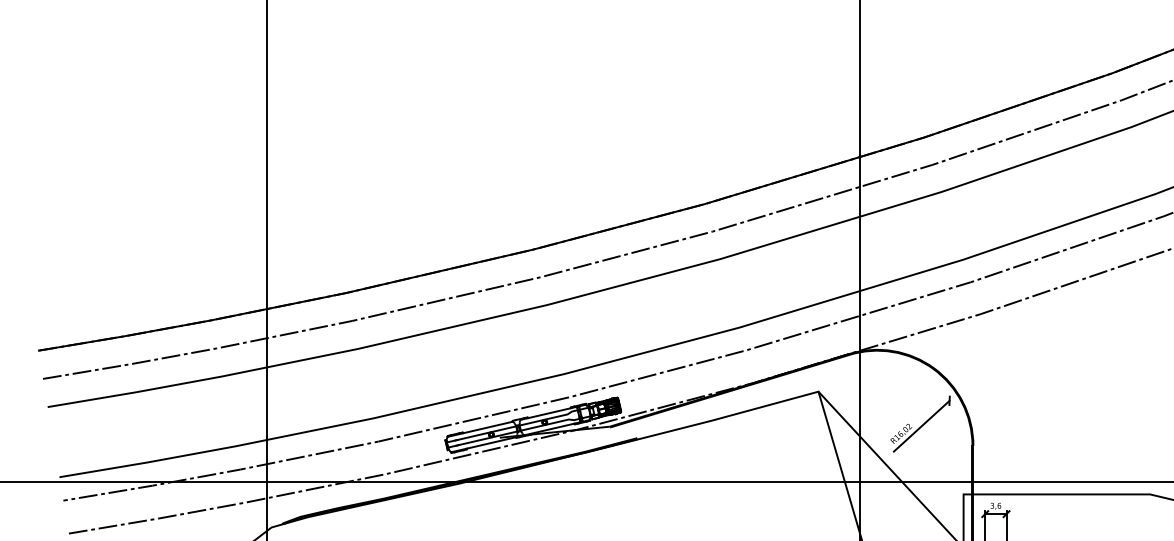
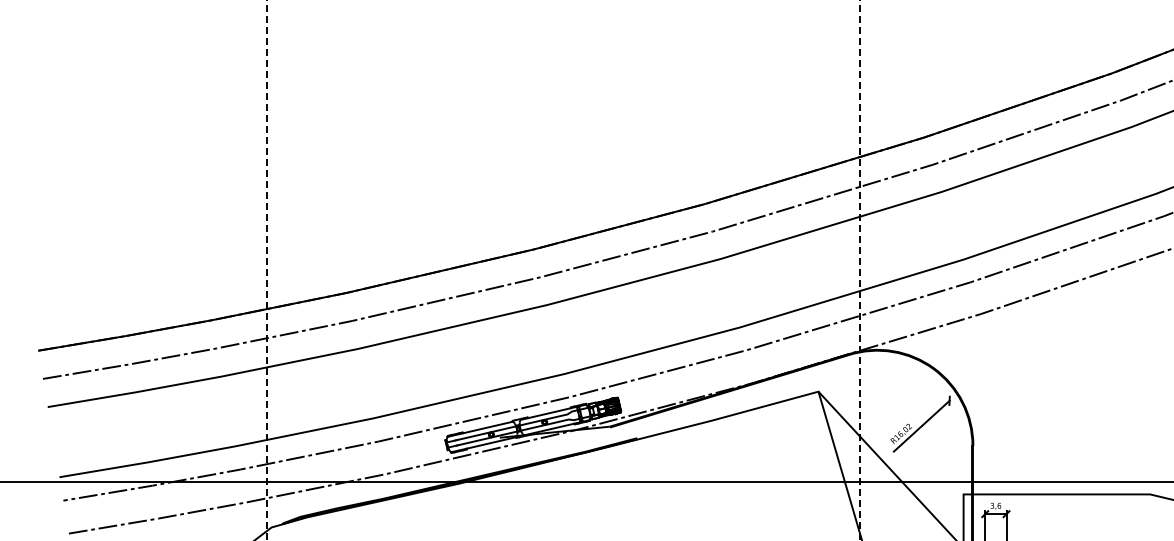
line: solid -> dashed (267, 269)
line: solid -> dashed (859, 269)
